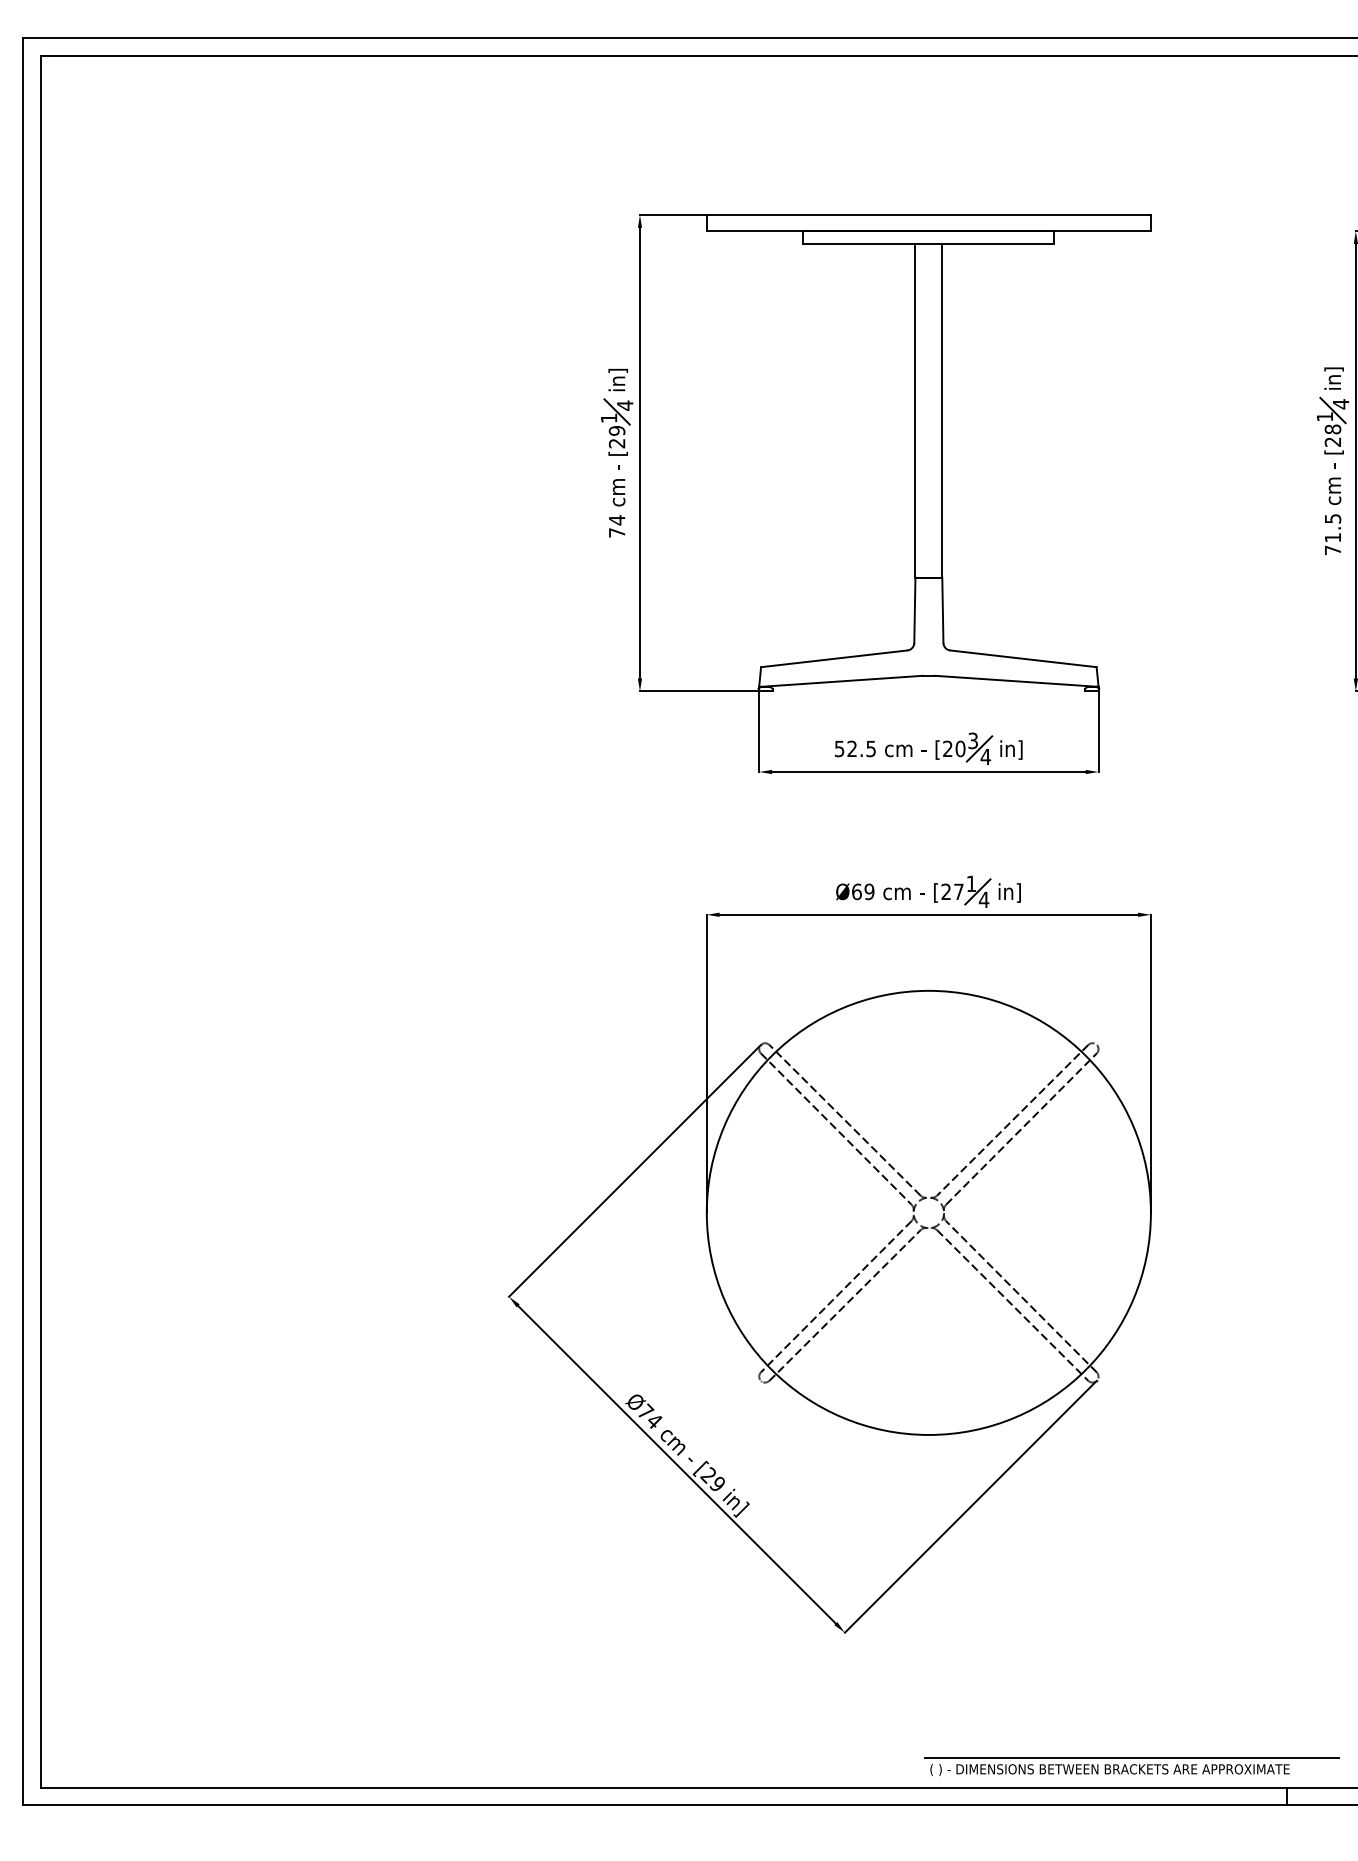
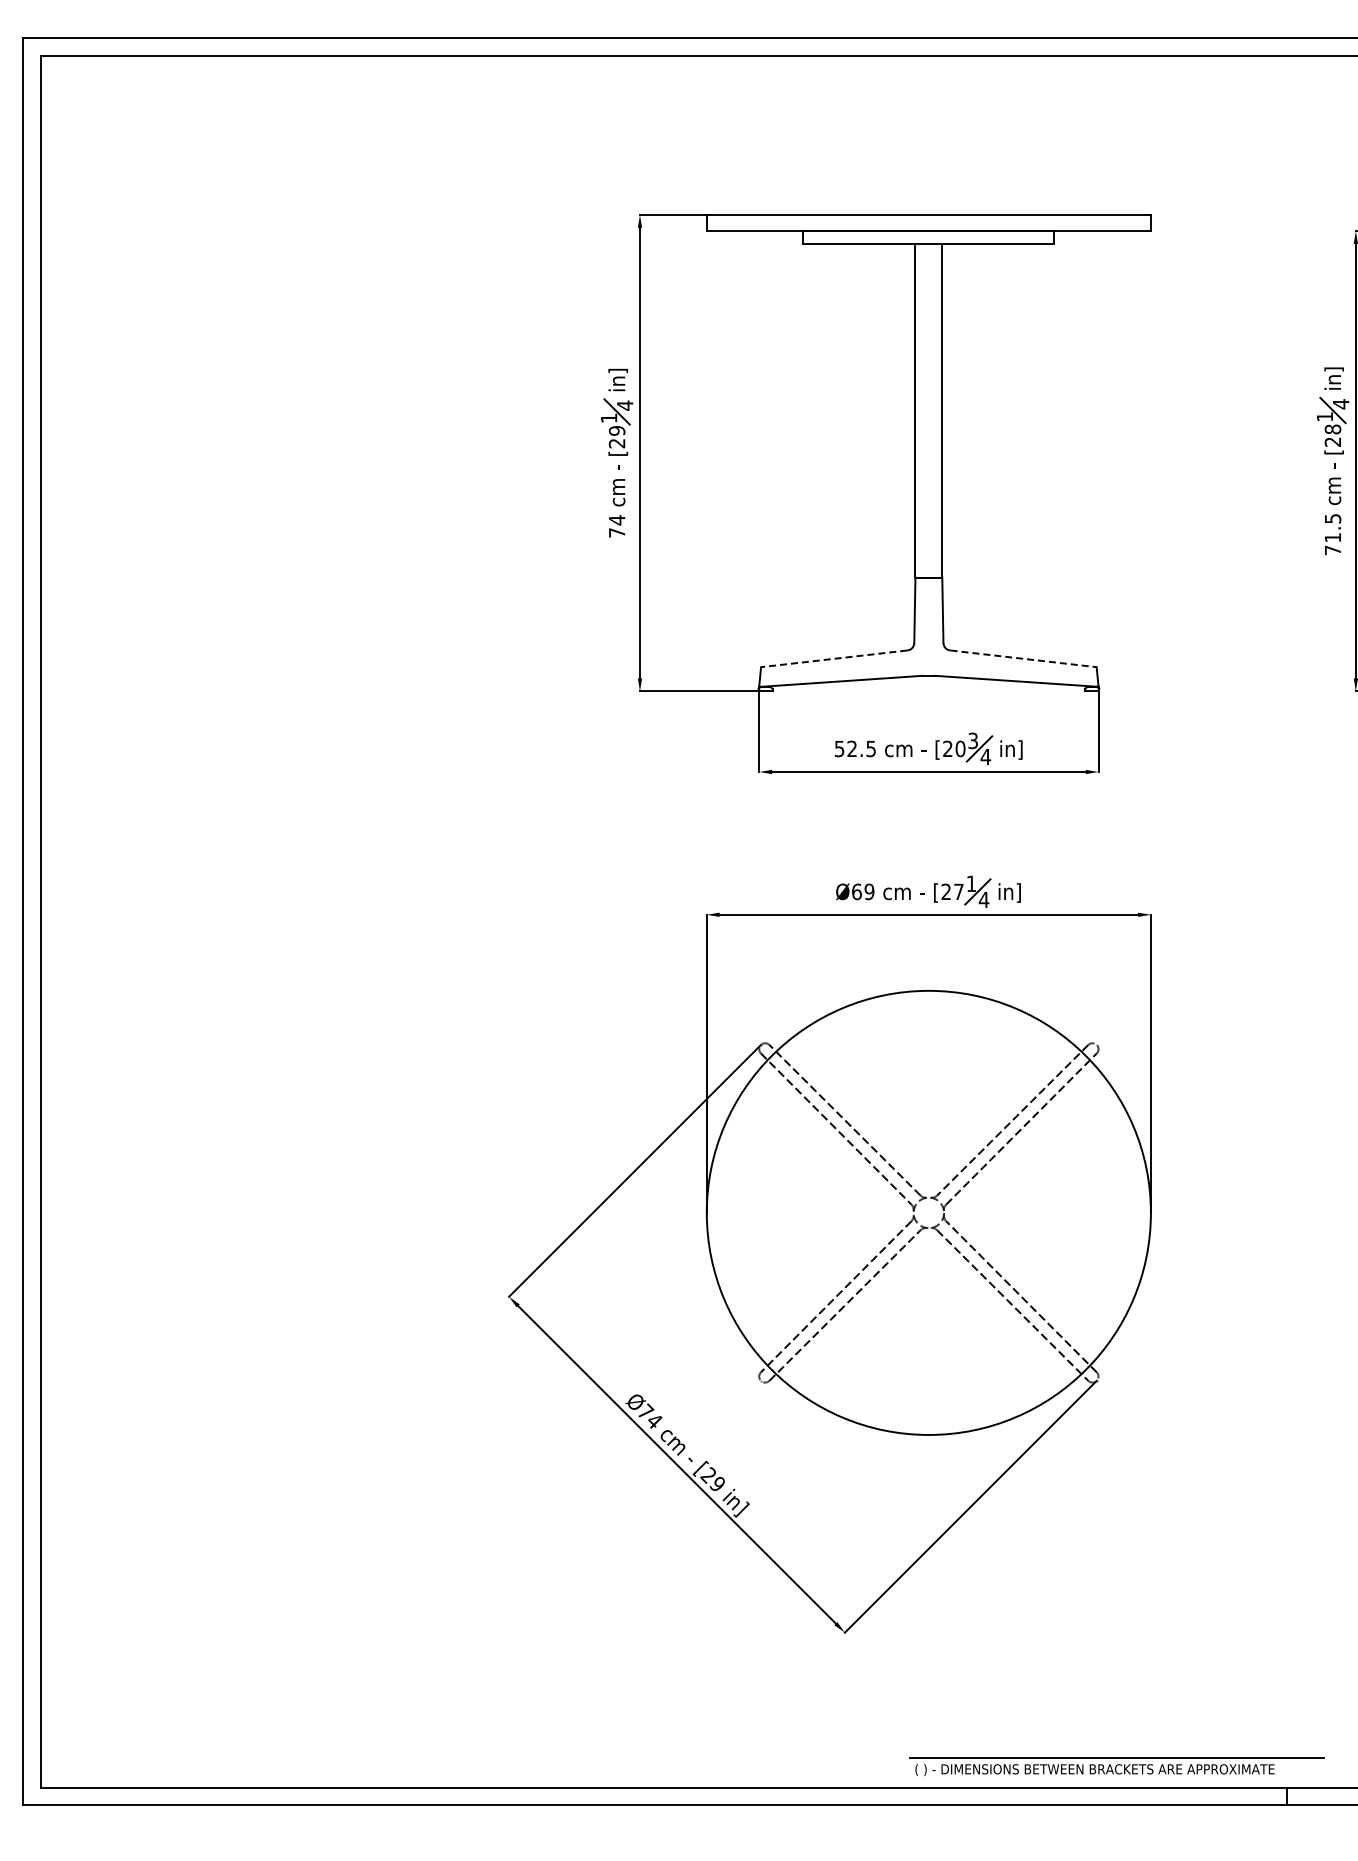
line: solid -> dashed (834, 658)
line: solid -> dashed (1023, 658)
part position: (1131, 1766) -> (1116, 1766) (1116, 1766)
